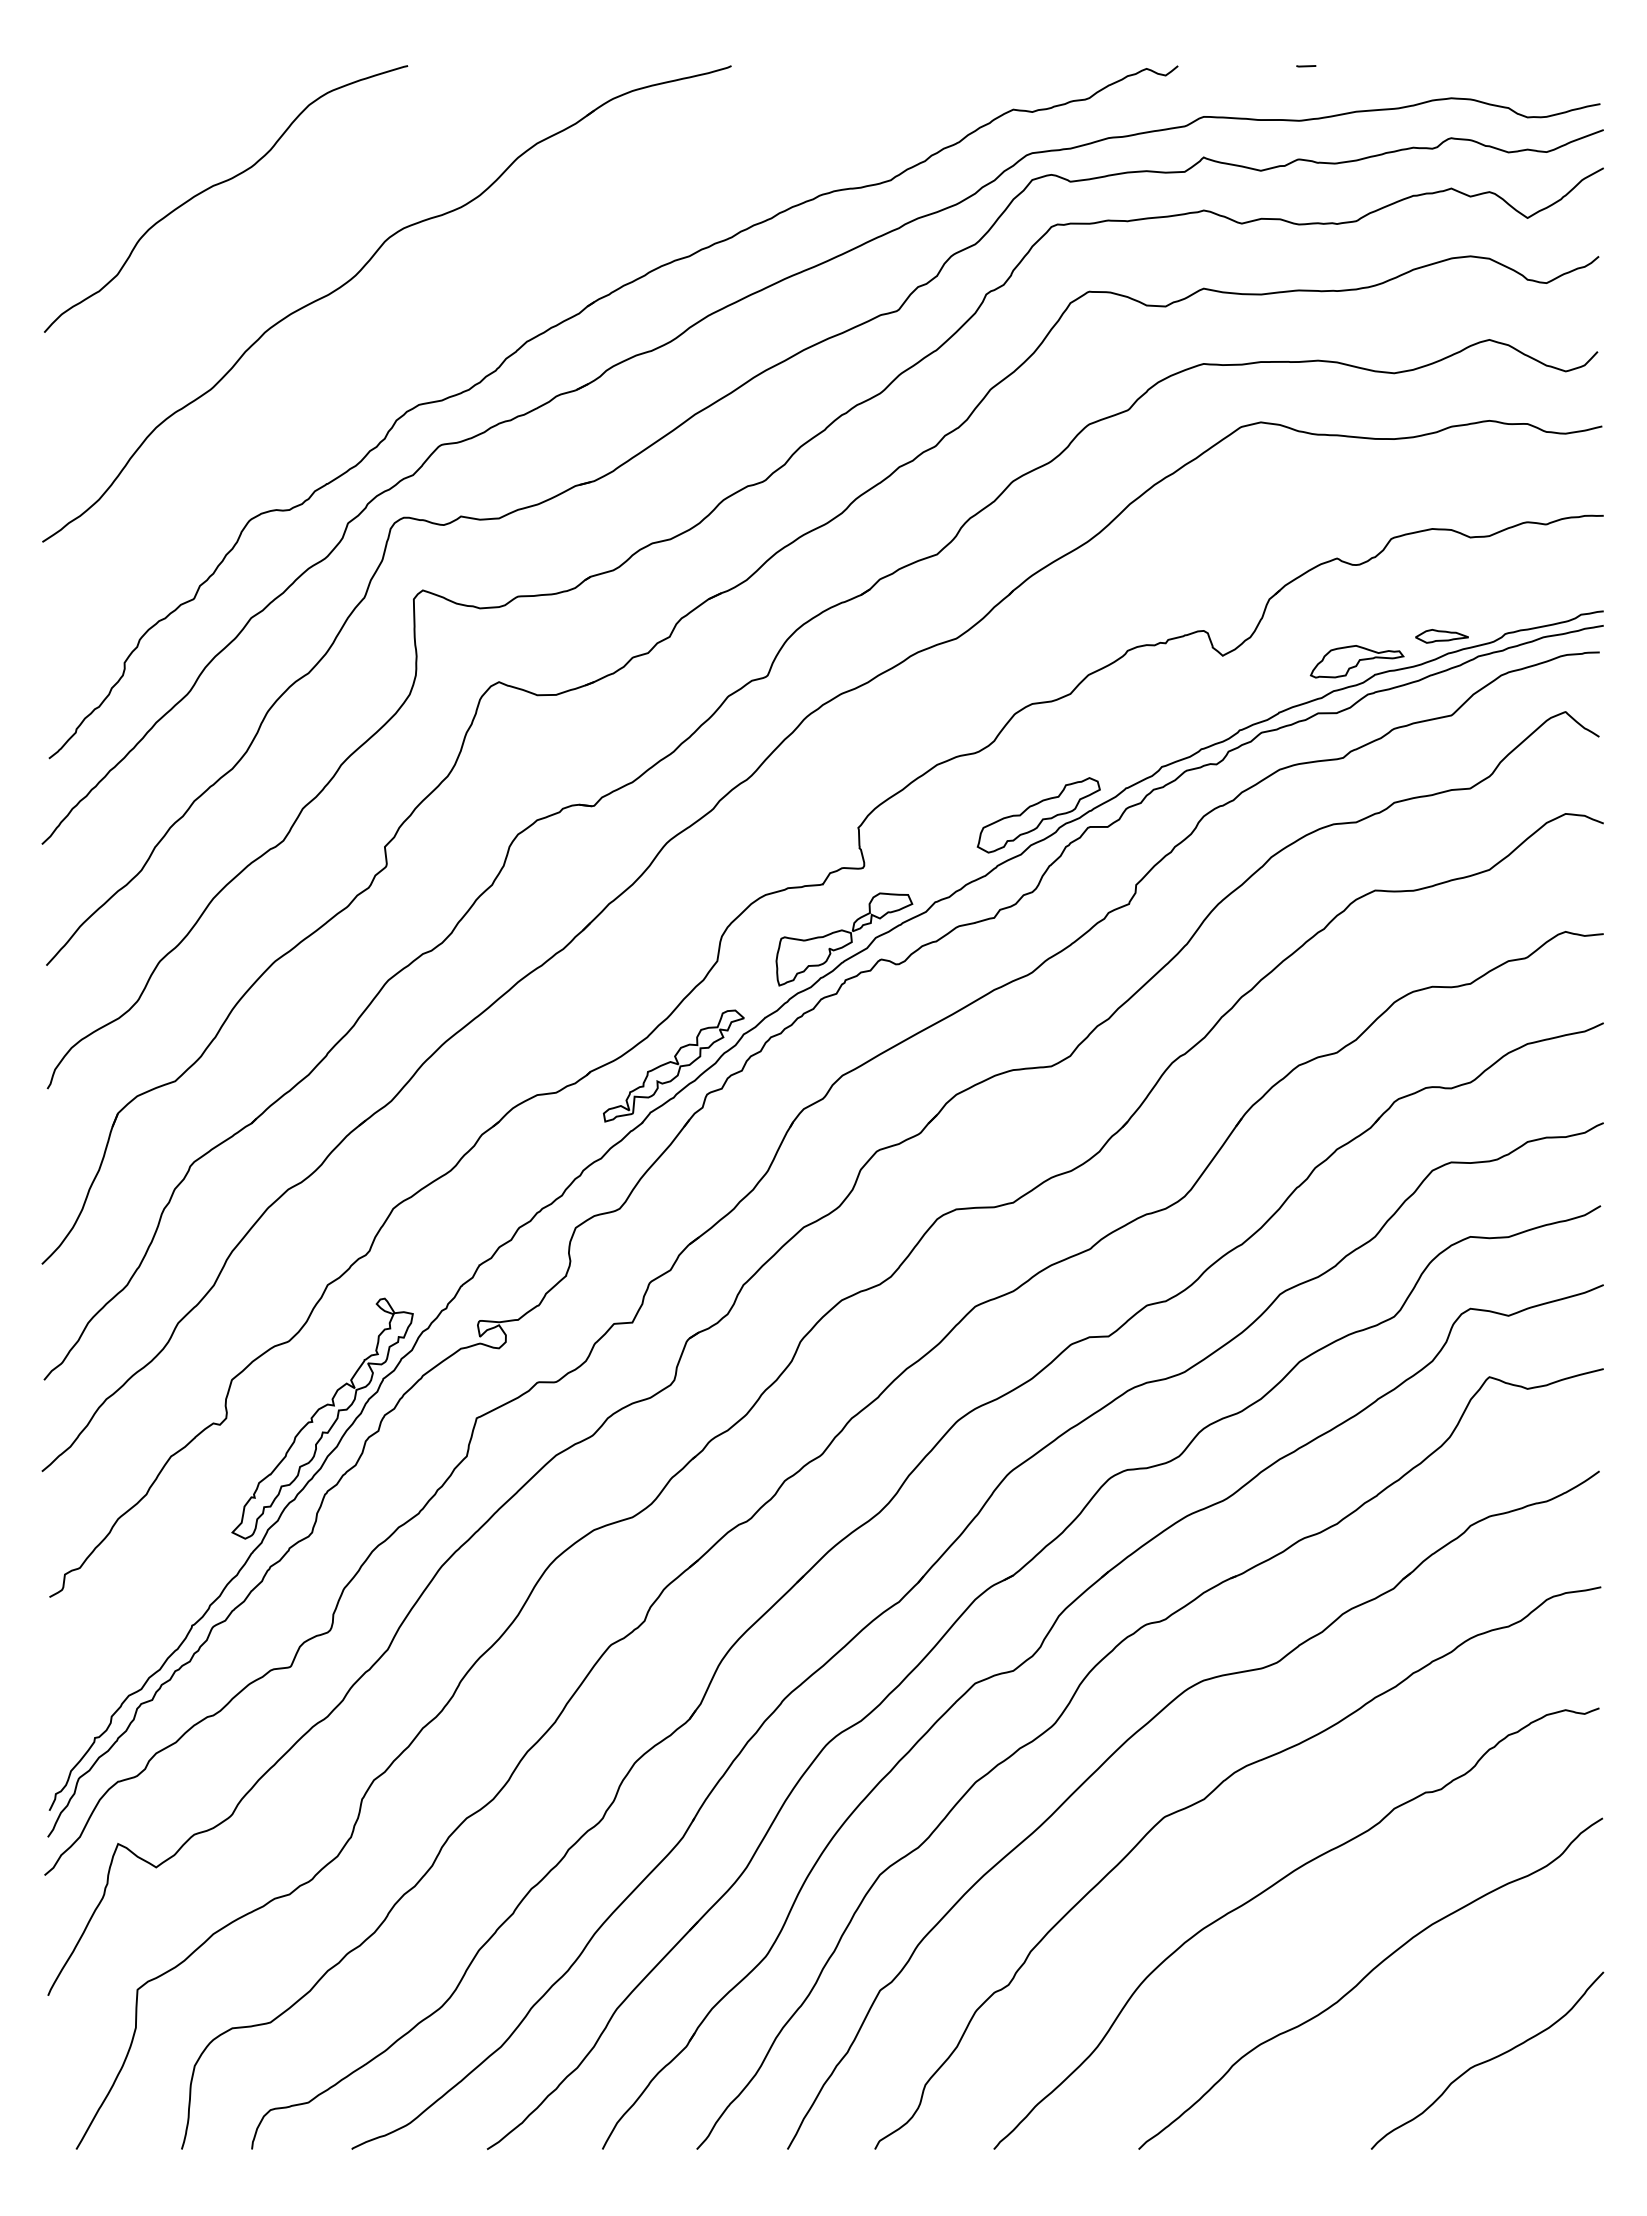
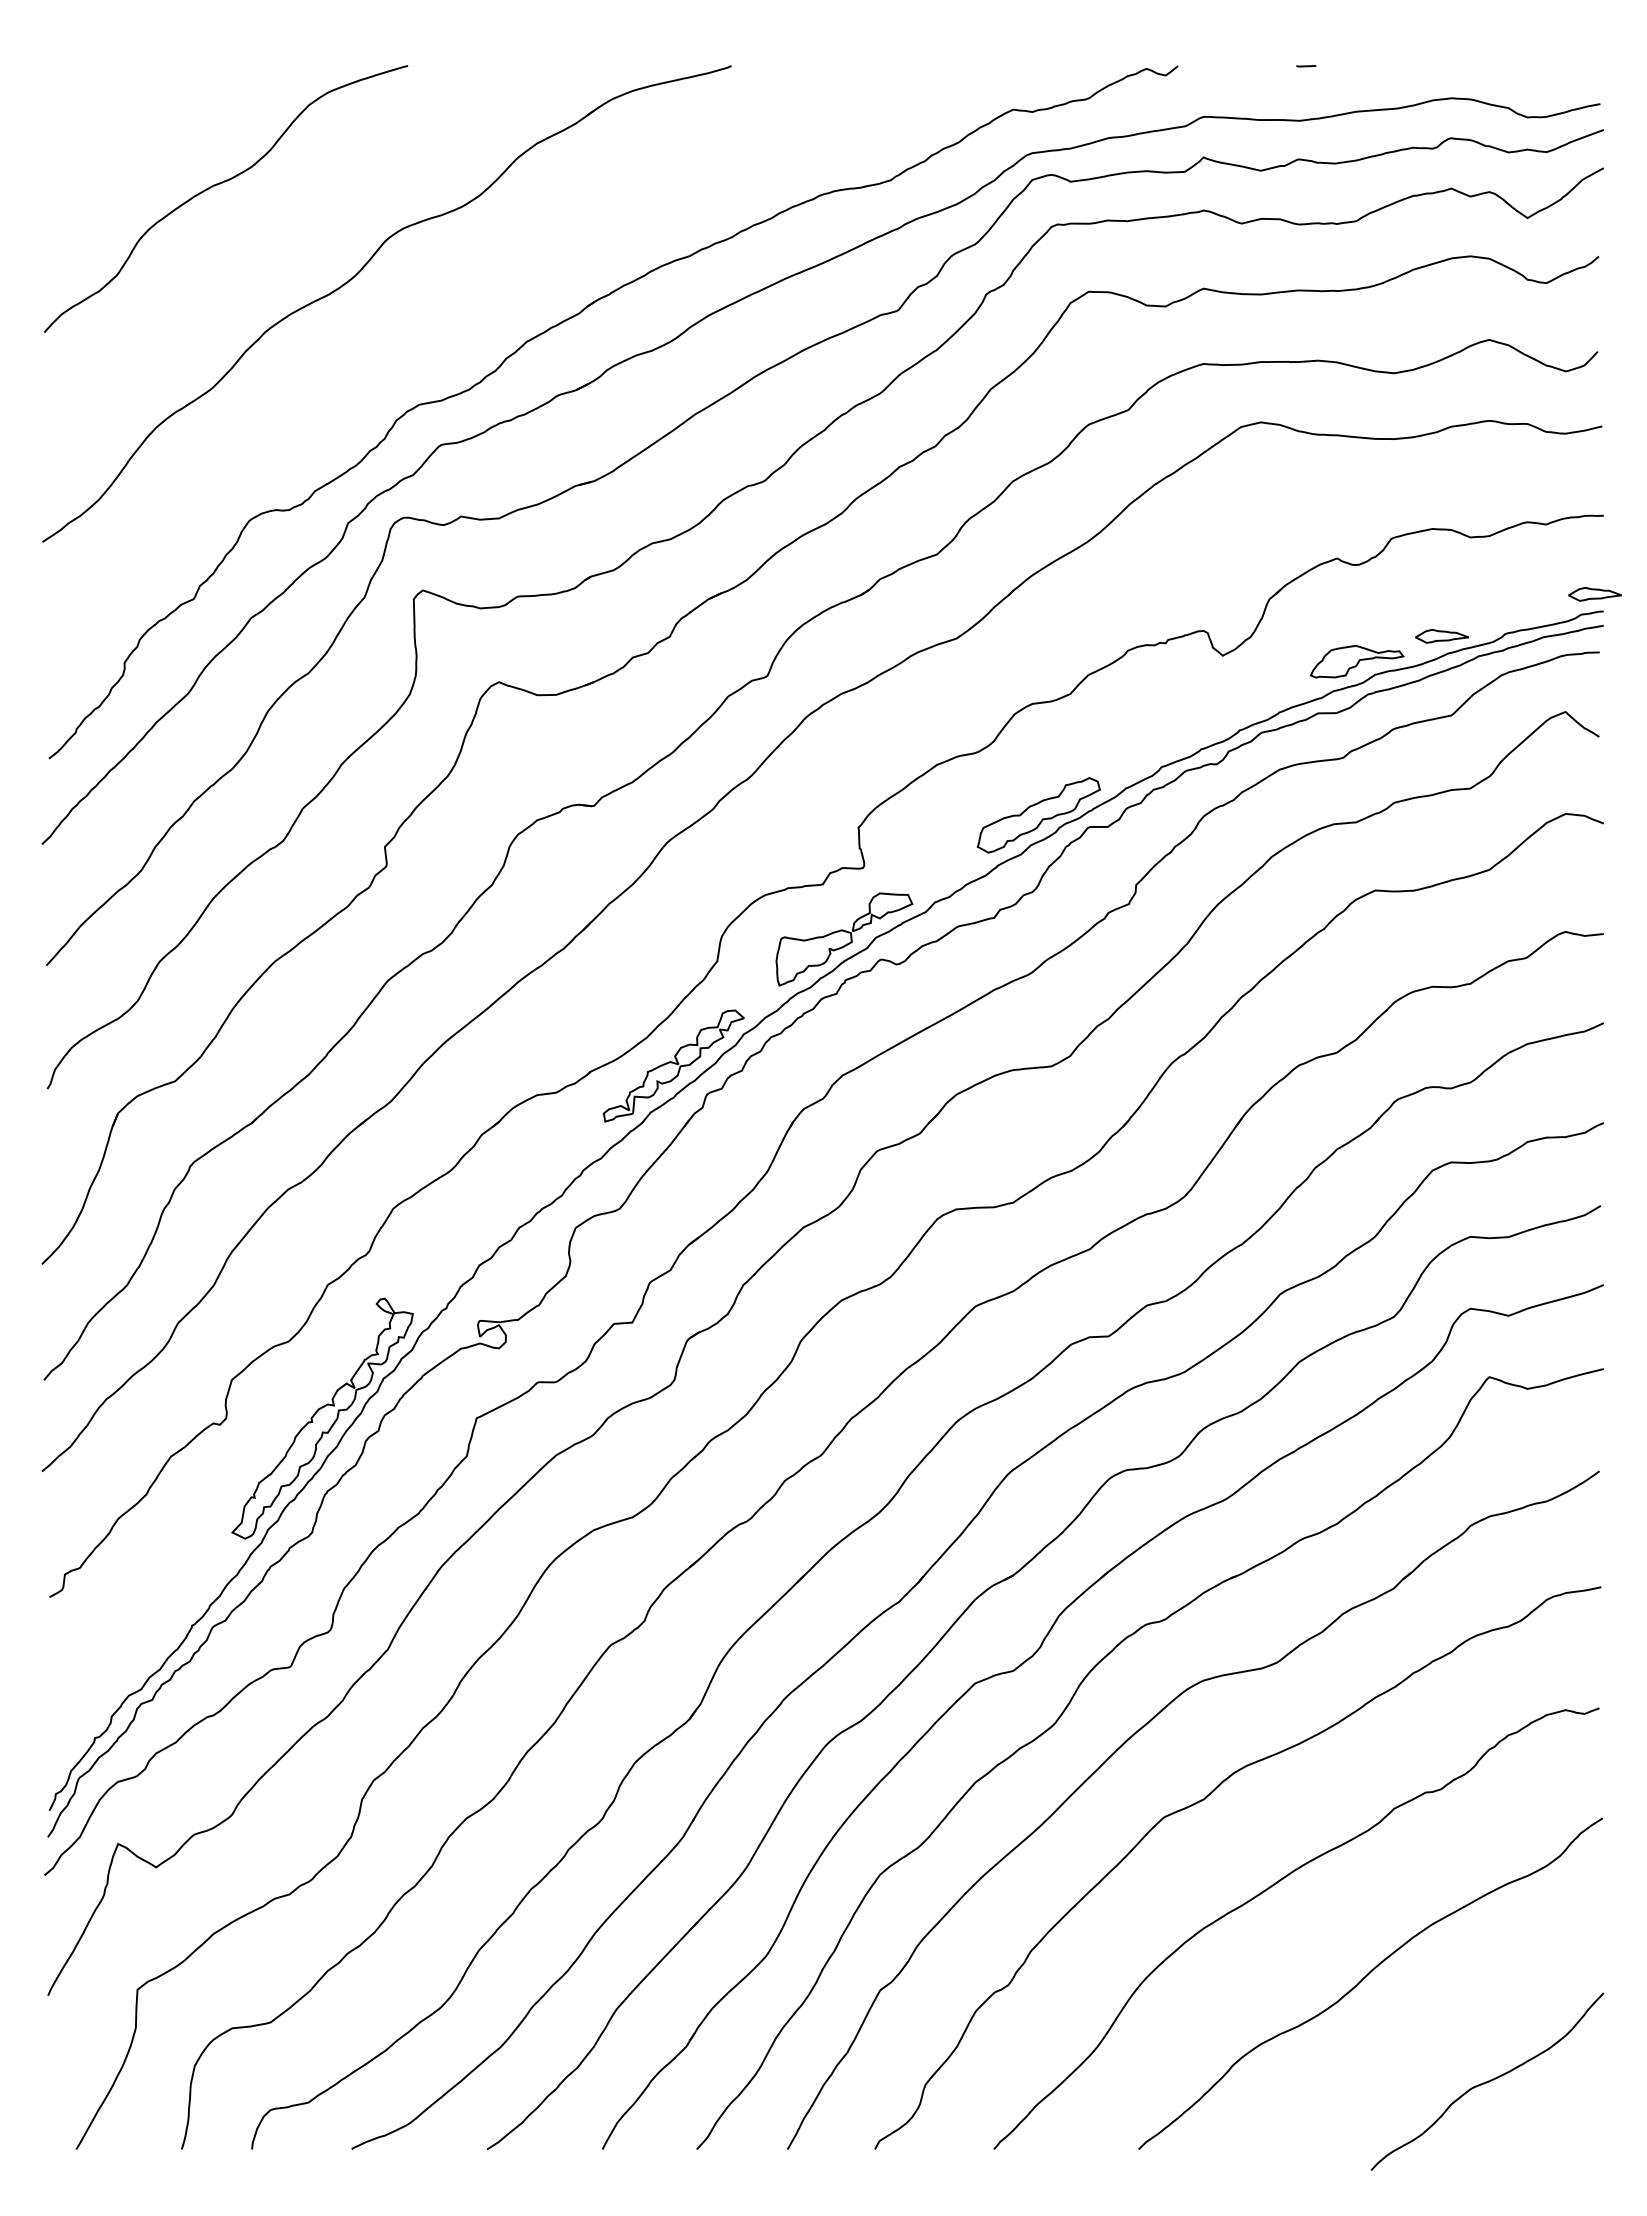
part: none -> present (1594, 594)
curve position: (1487, 2060) -> (1487, 2081) (1487, 2081)
